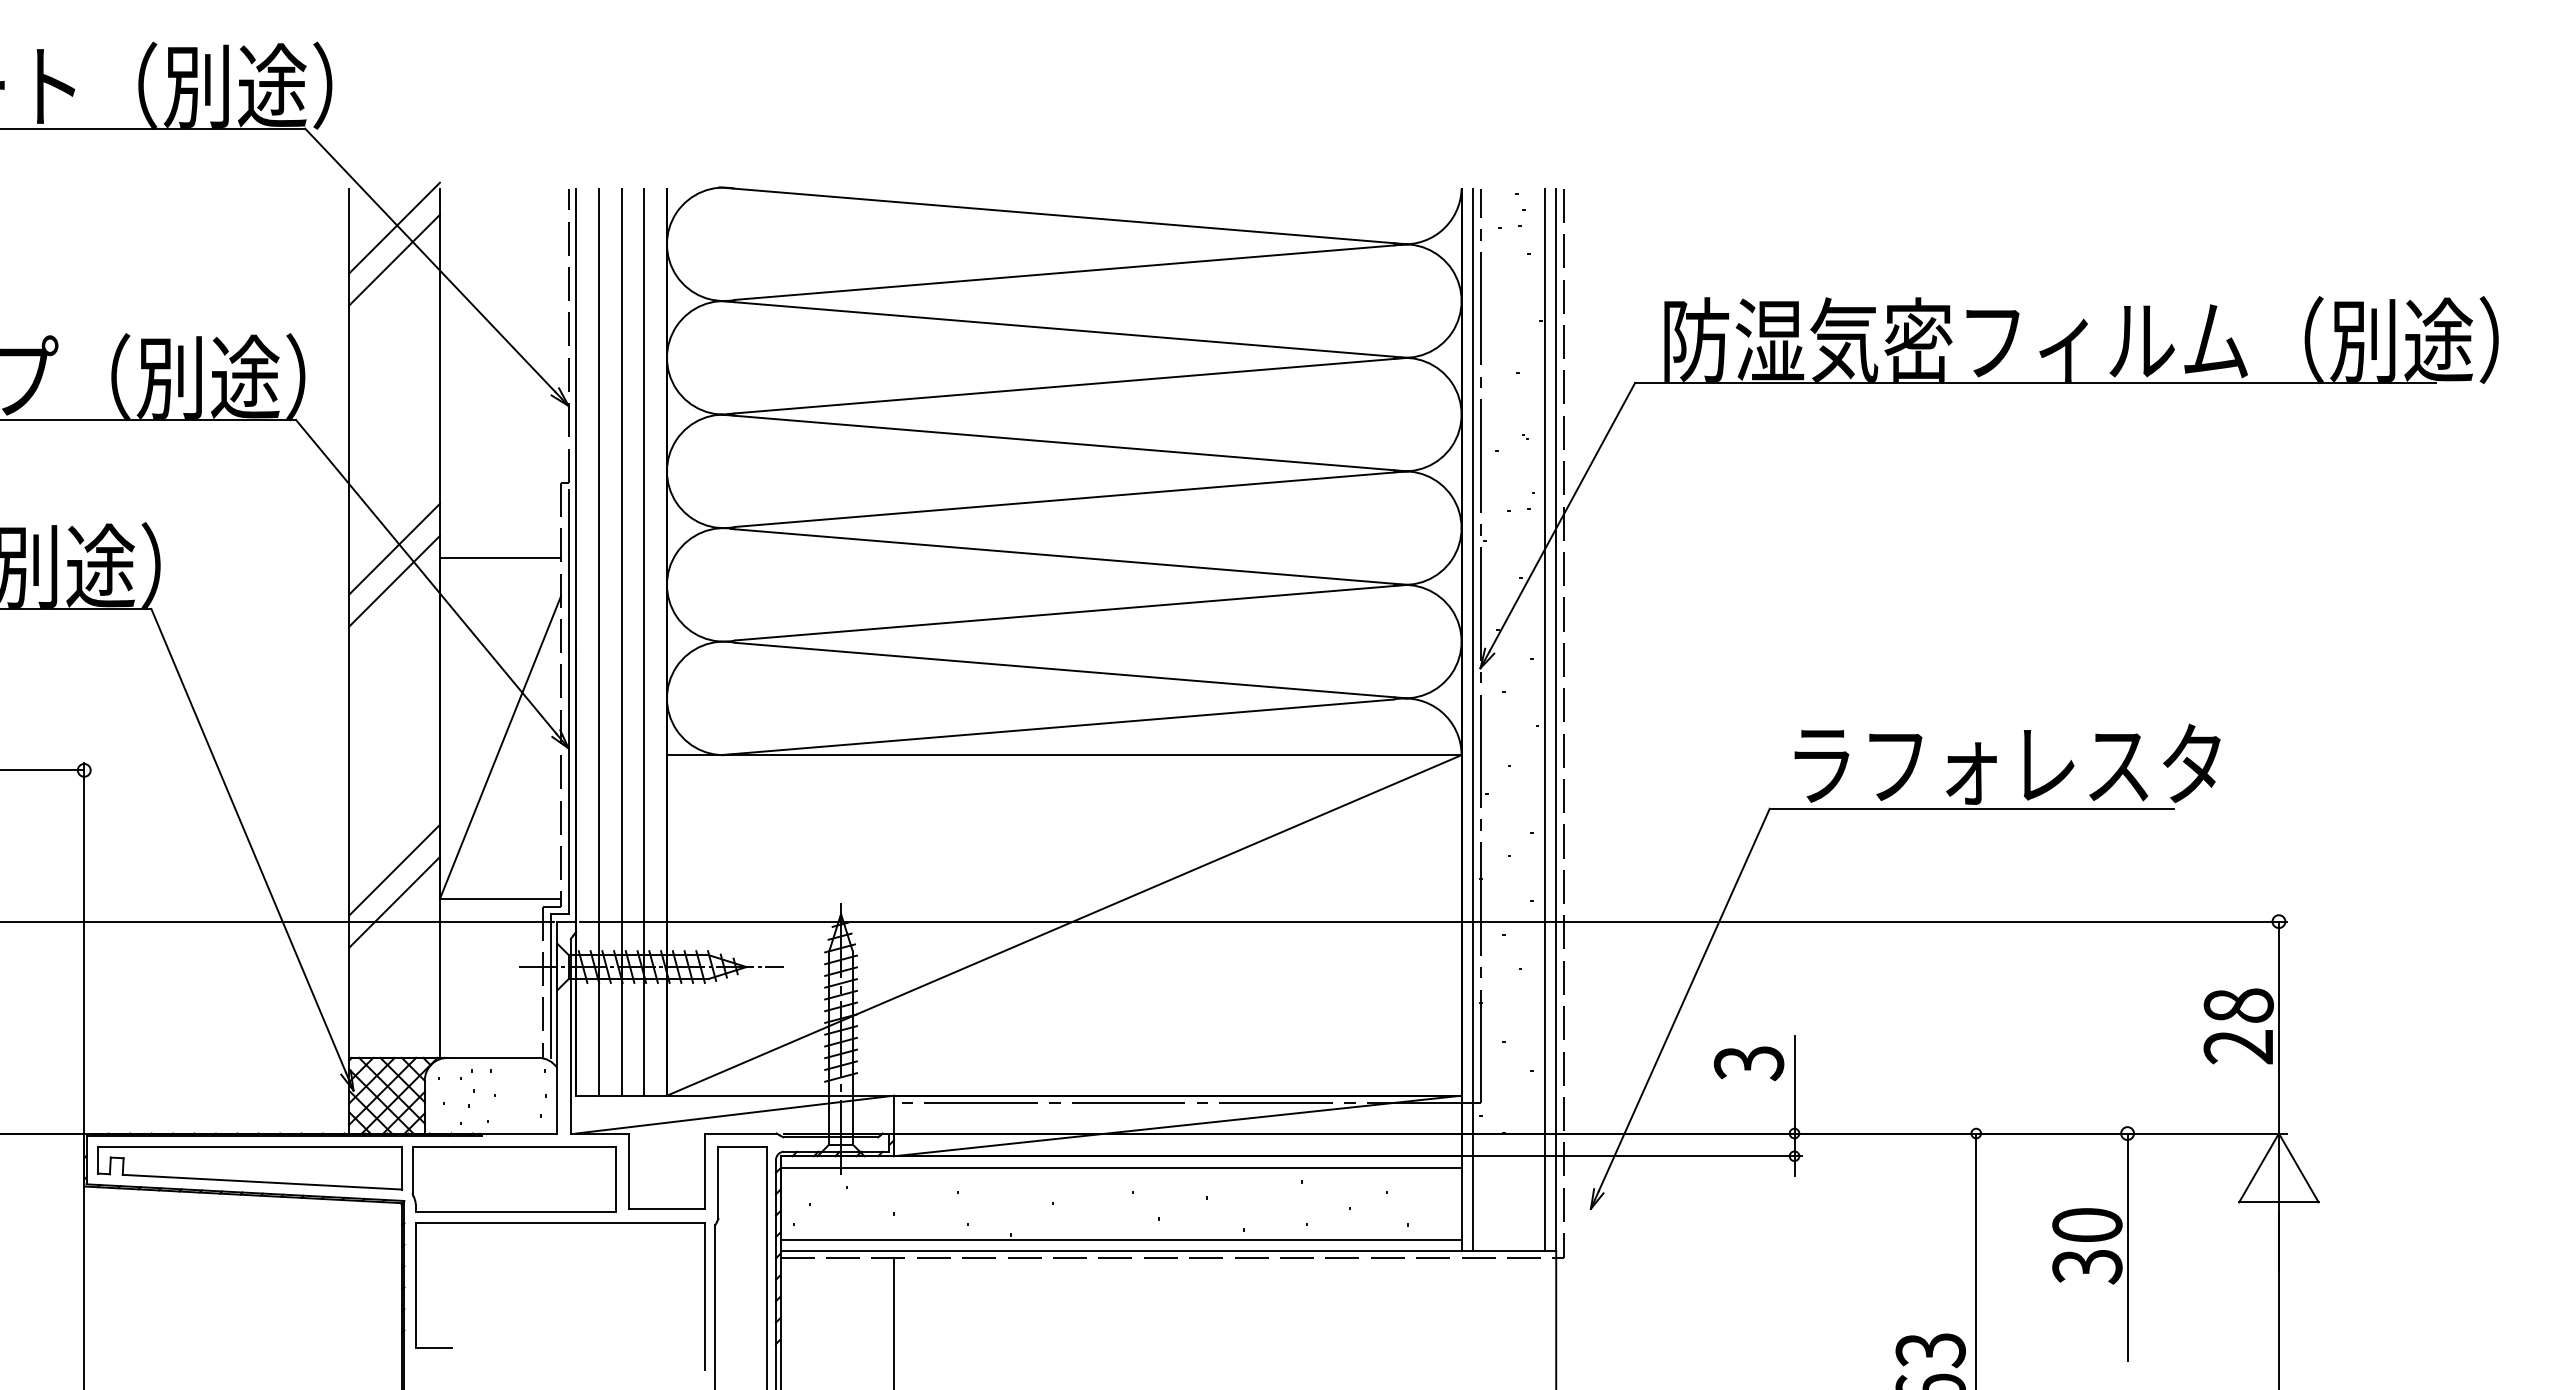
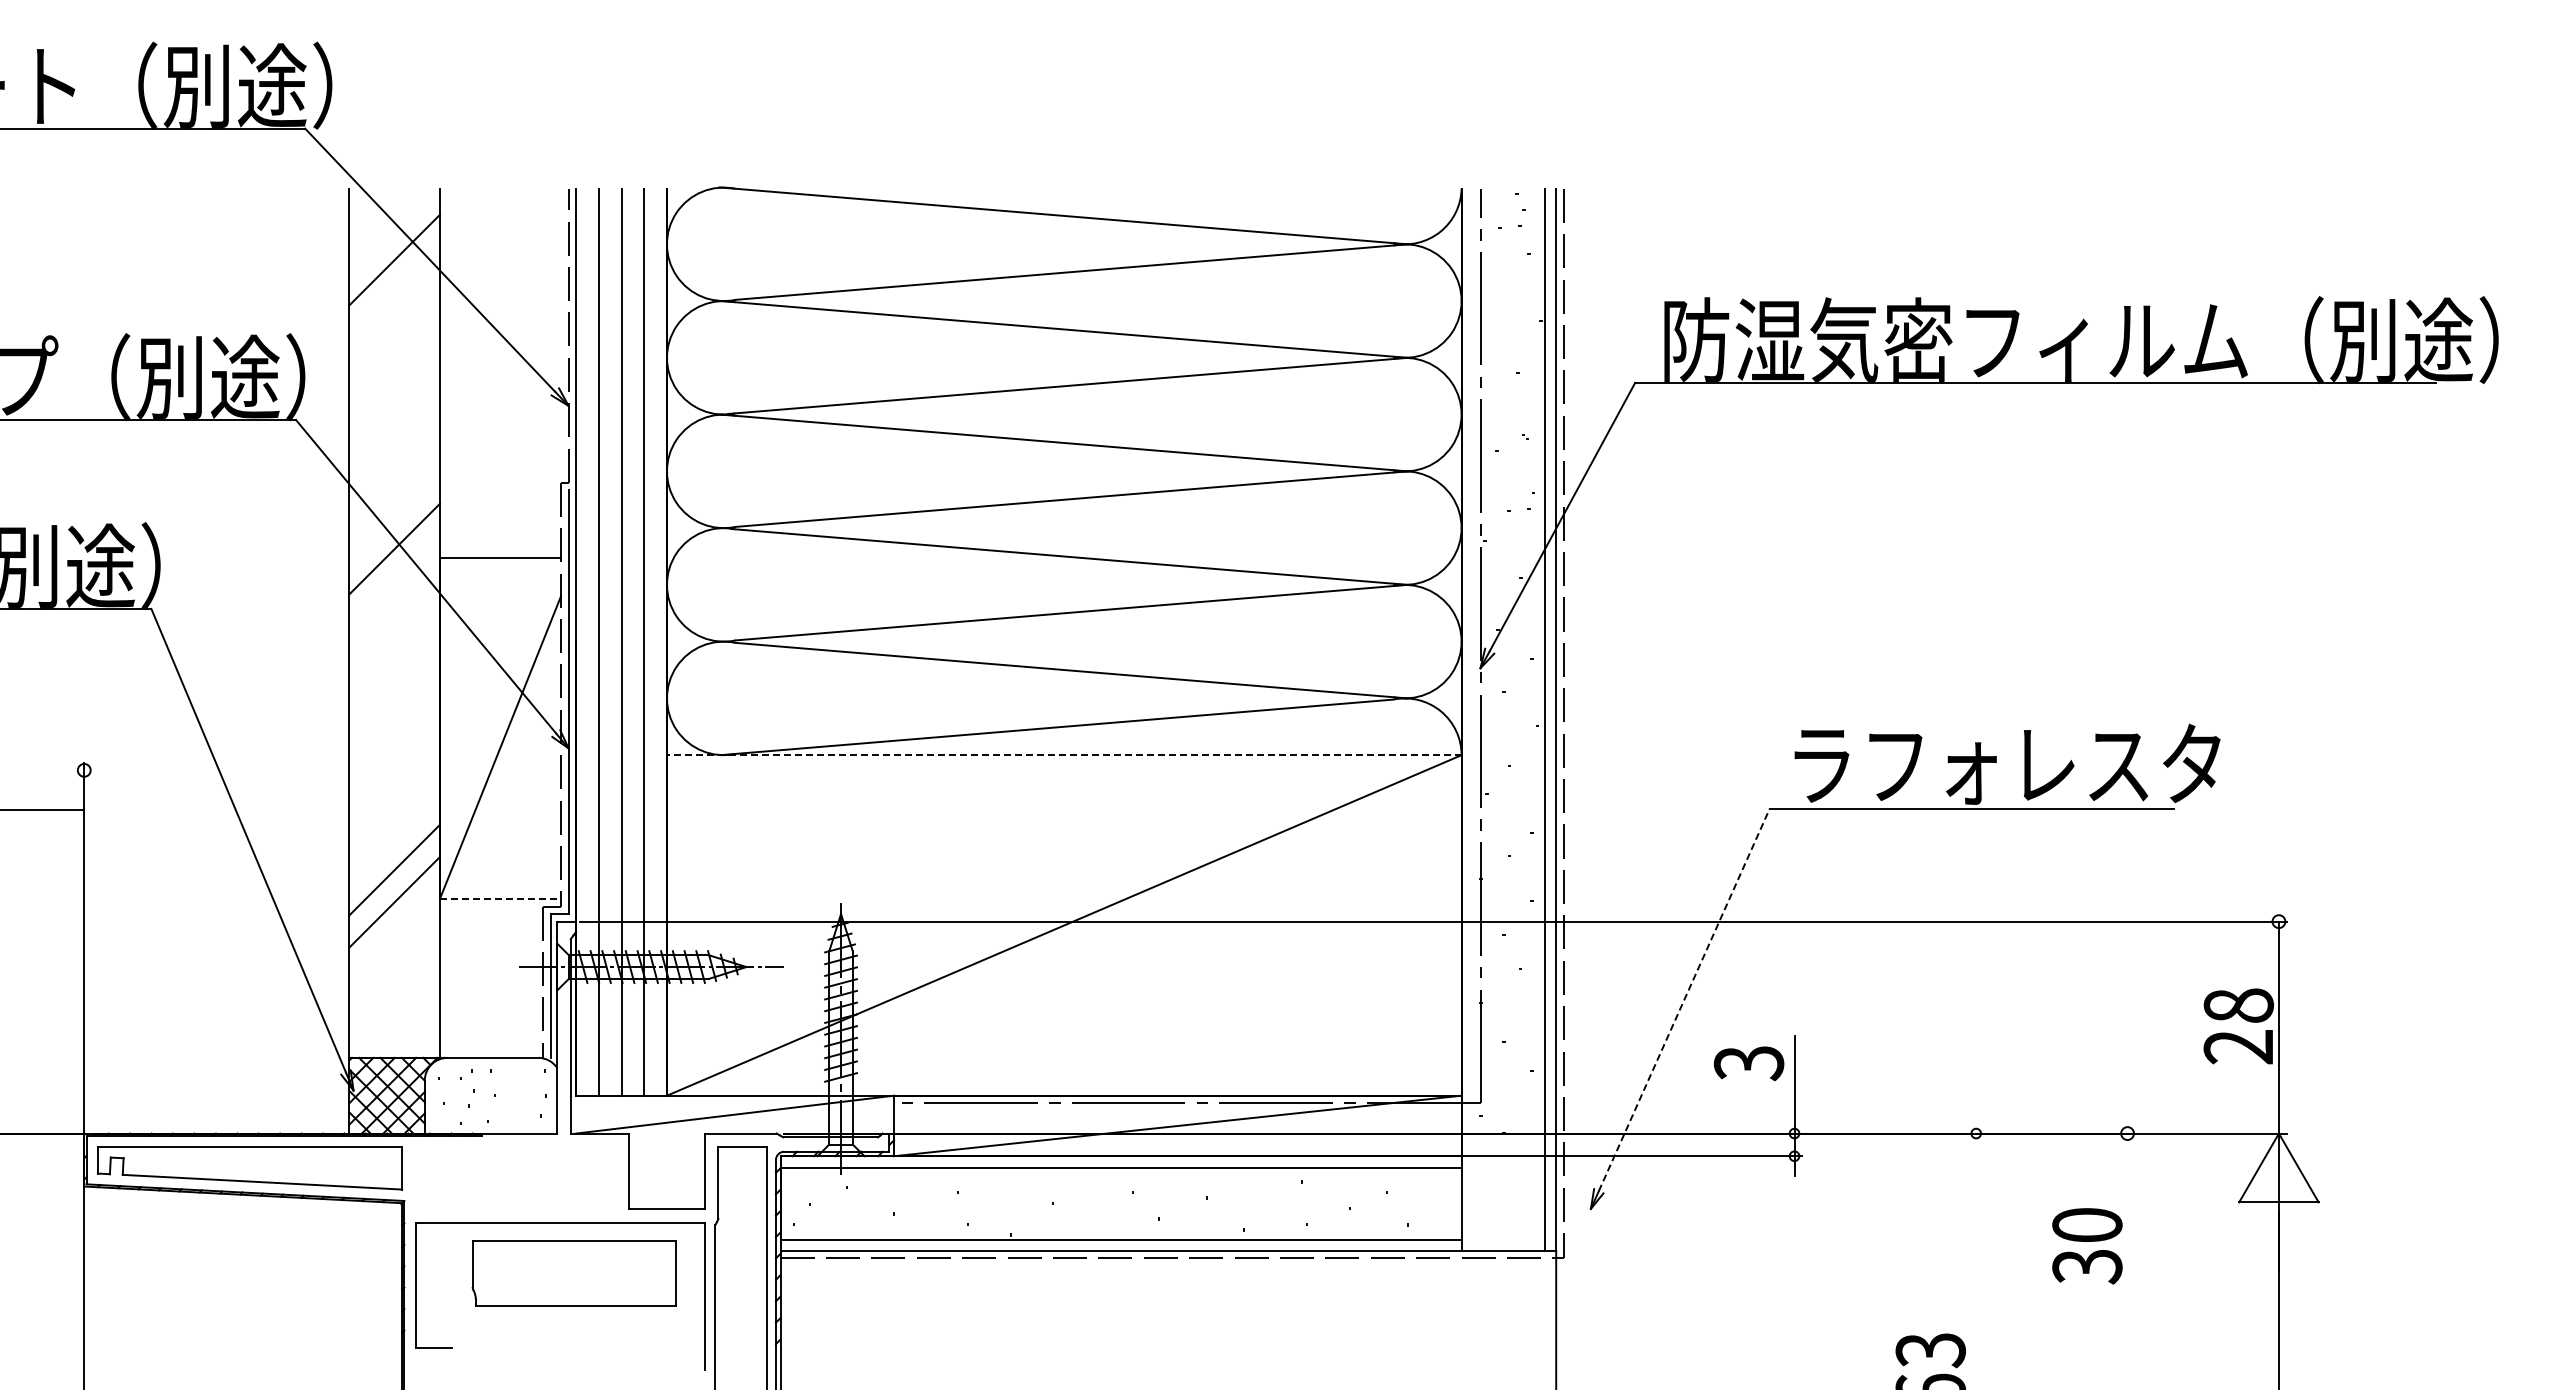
line: present -> none (394, 227)
line: present -> none (394, 580)
line: present -> none (1472, 719)
line: solid -> dashed (1063, 755)
line position: (43, 770) -> (43, 810) (43, 810)
line: solid -> dashed (500, 898)
line: present -> none (277, 921)
line: solid -> dashed (1684, 999)
part position: (513, 1179) -> (573, 1273) (573, 1273)
line: present -> none (2127, 1246)
line: present -> none (1976, 1259)
line: present -> none (894, 1322)
